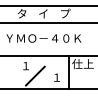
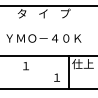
line: present -> none (48, 23)
line: present -> none (35, 75)
